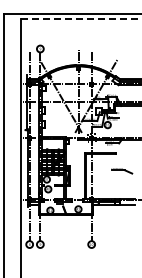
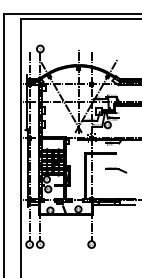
line: dashed -> solid (81, 18)
part position: (122, 171) -> (116, 170) (116, 170)
